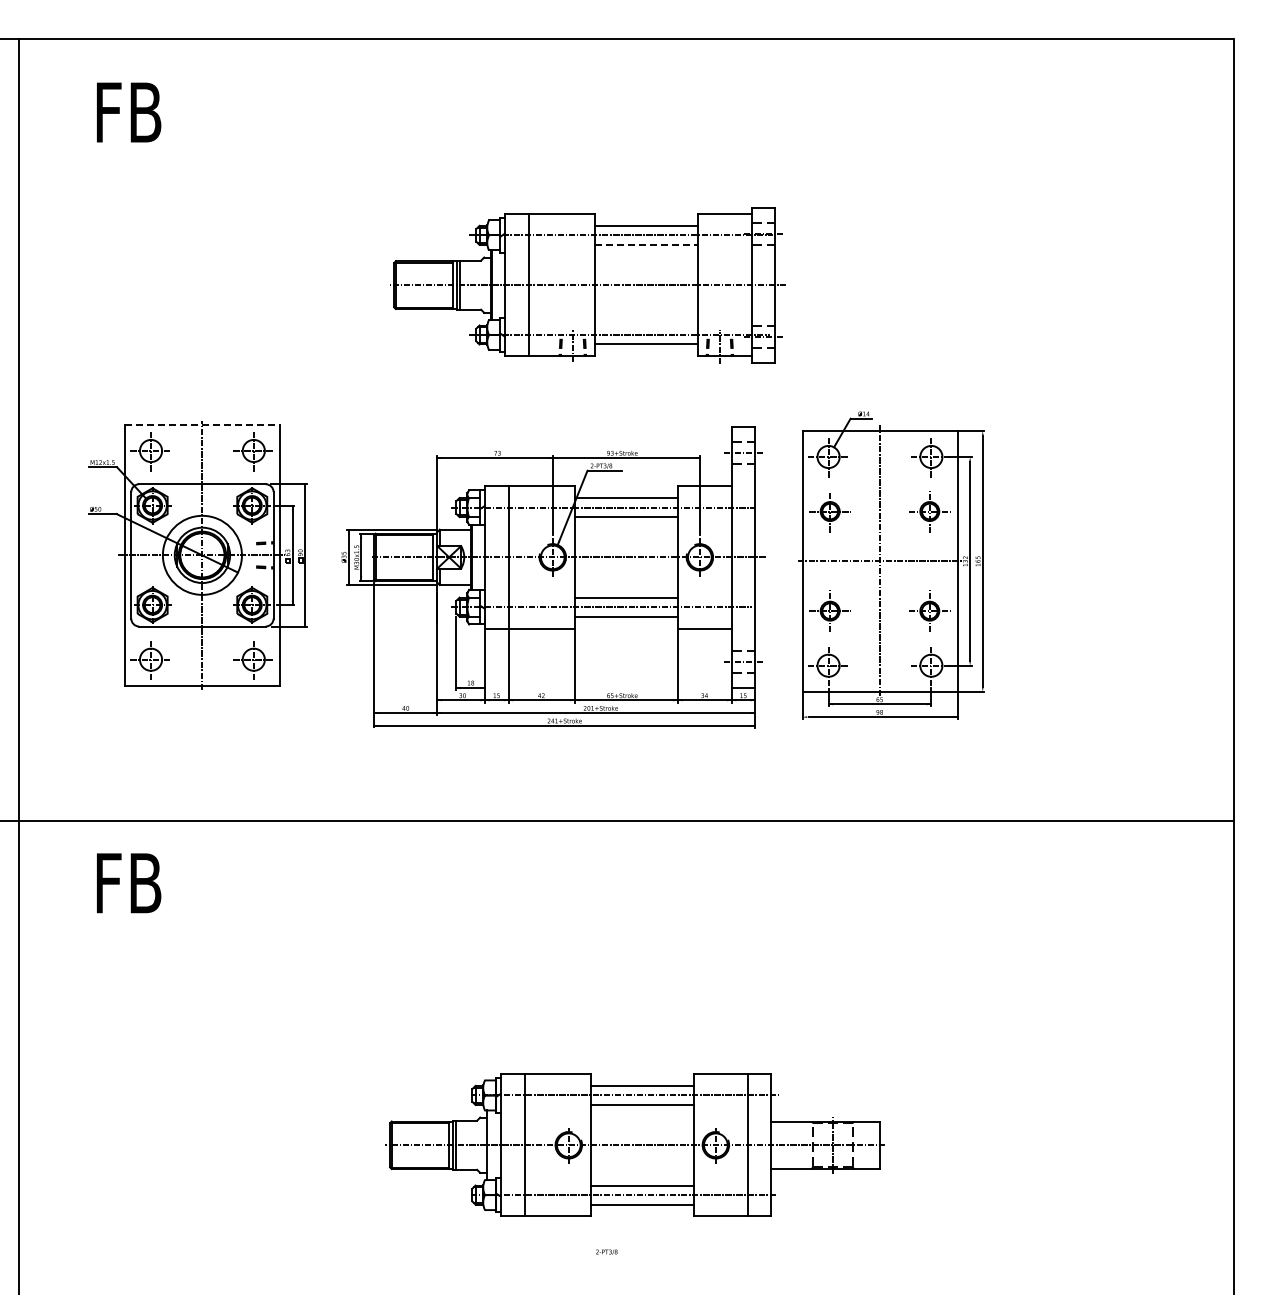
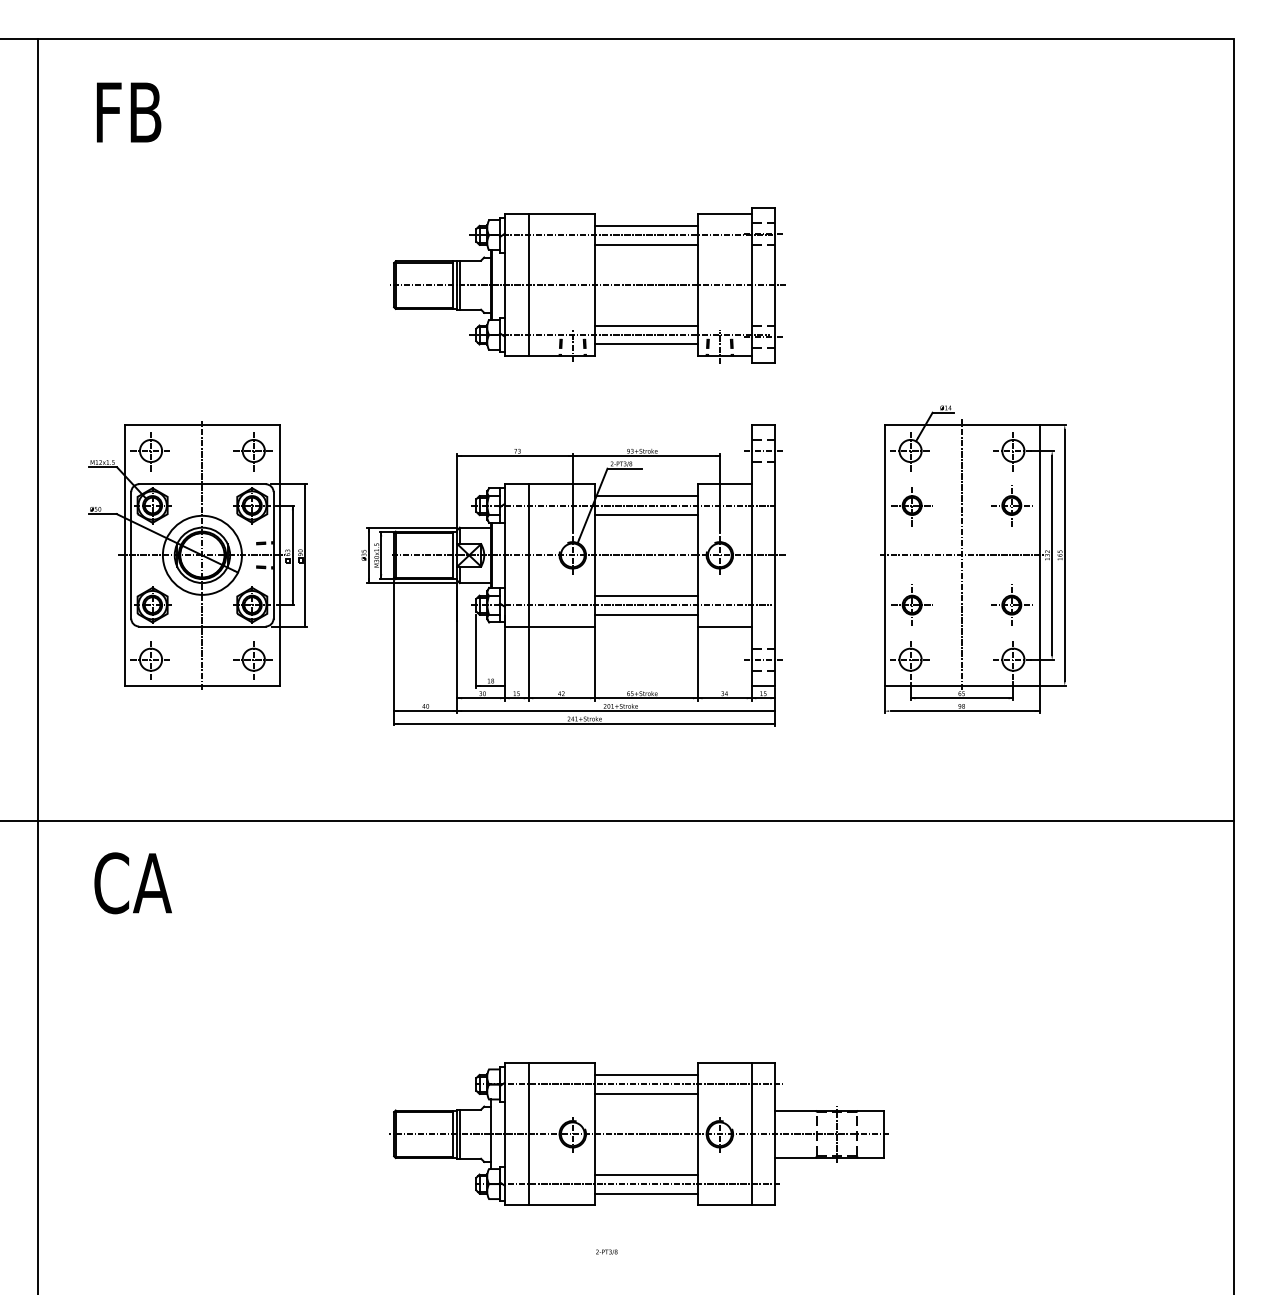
line: dashed -> solid (646, 244)
line: none -> present (645, 325)
line: dashed -> solid (202, 424)
part position: (891, 565) -> (973, 559) (973, 559)
part position: (553, 577) -> (573, 575) (573, 575)
line position: (19, 664) -> (38, 664) (38, 664)
text: FB -> CA (132, 883)
part position: (634, 1144) -> (638, 1133) (638, 1133)
